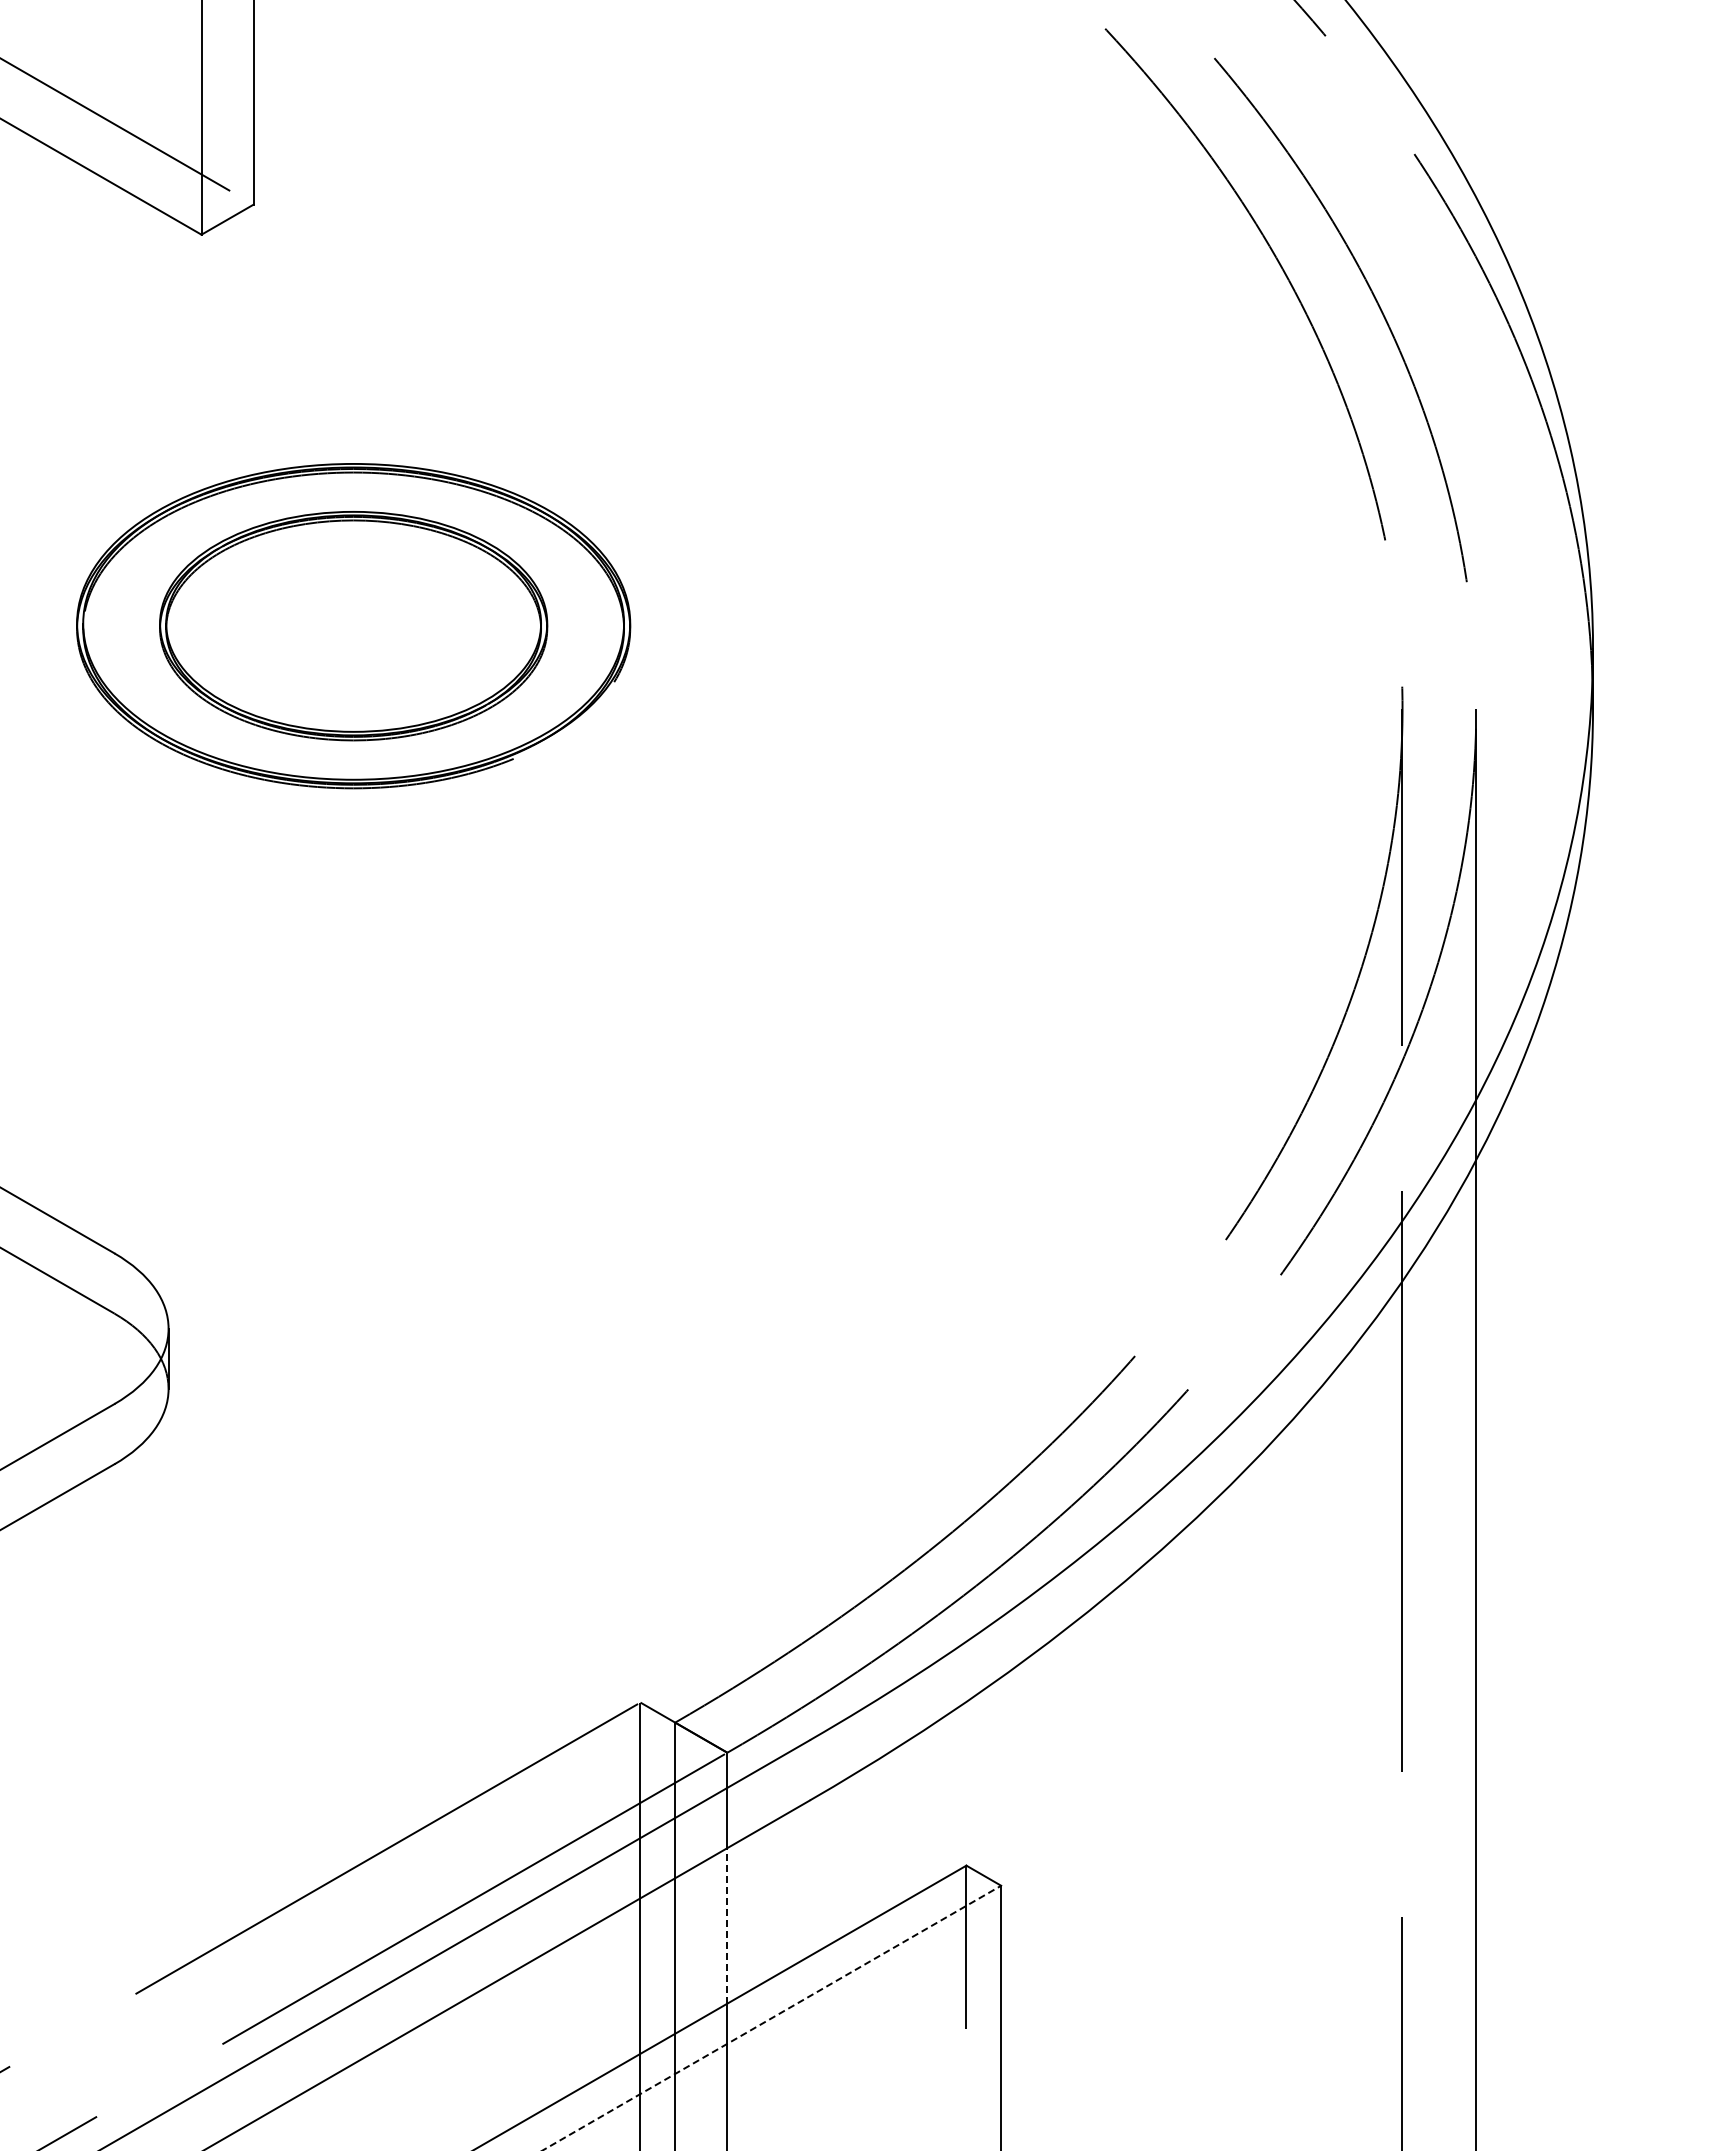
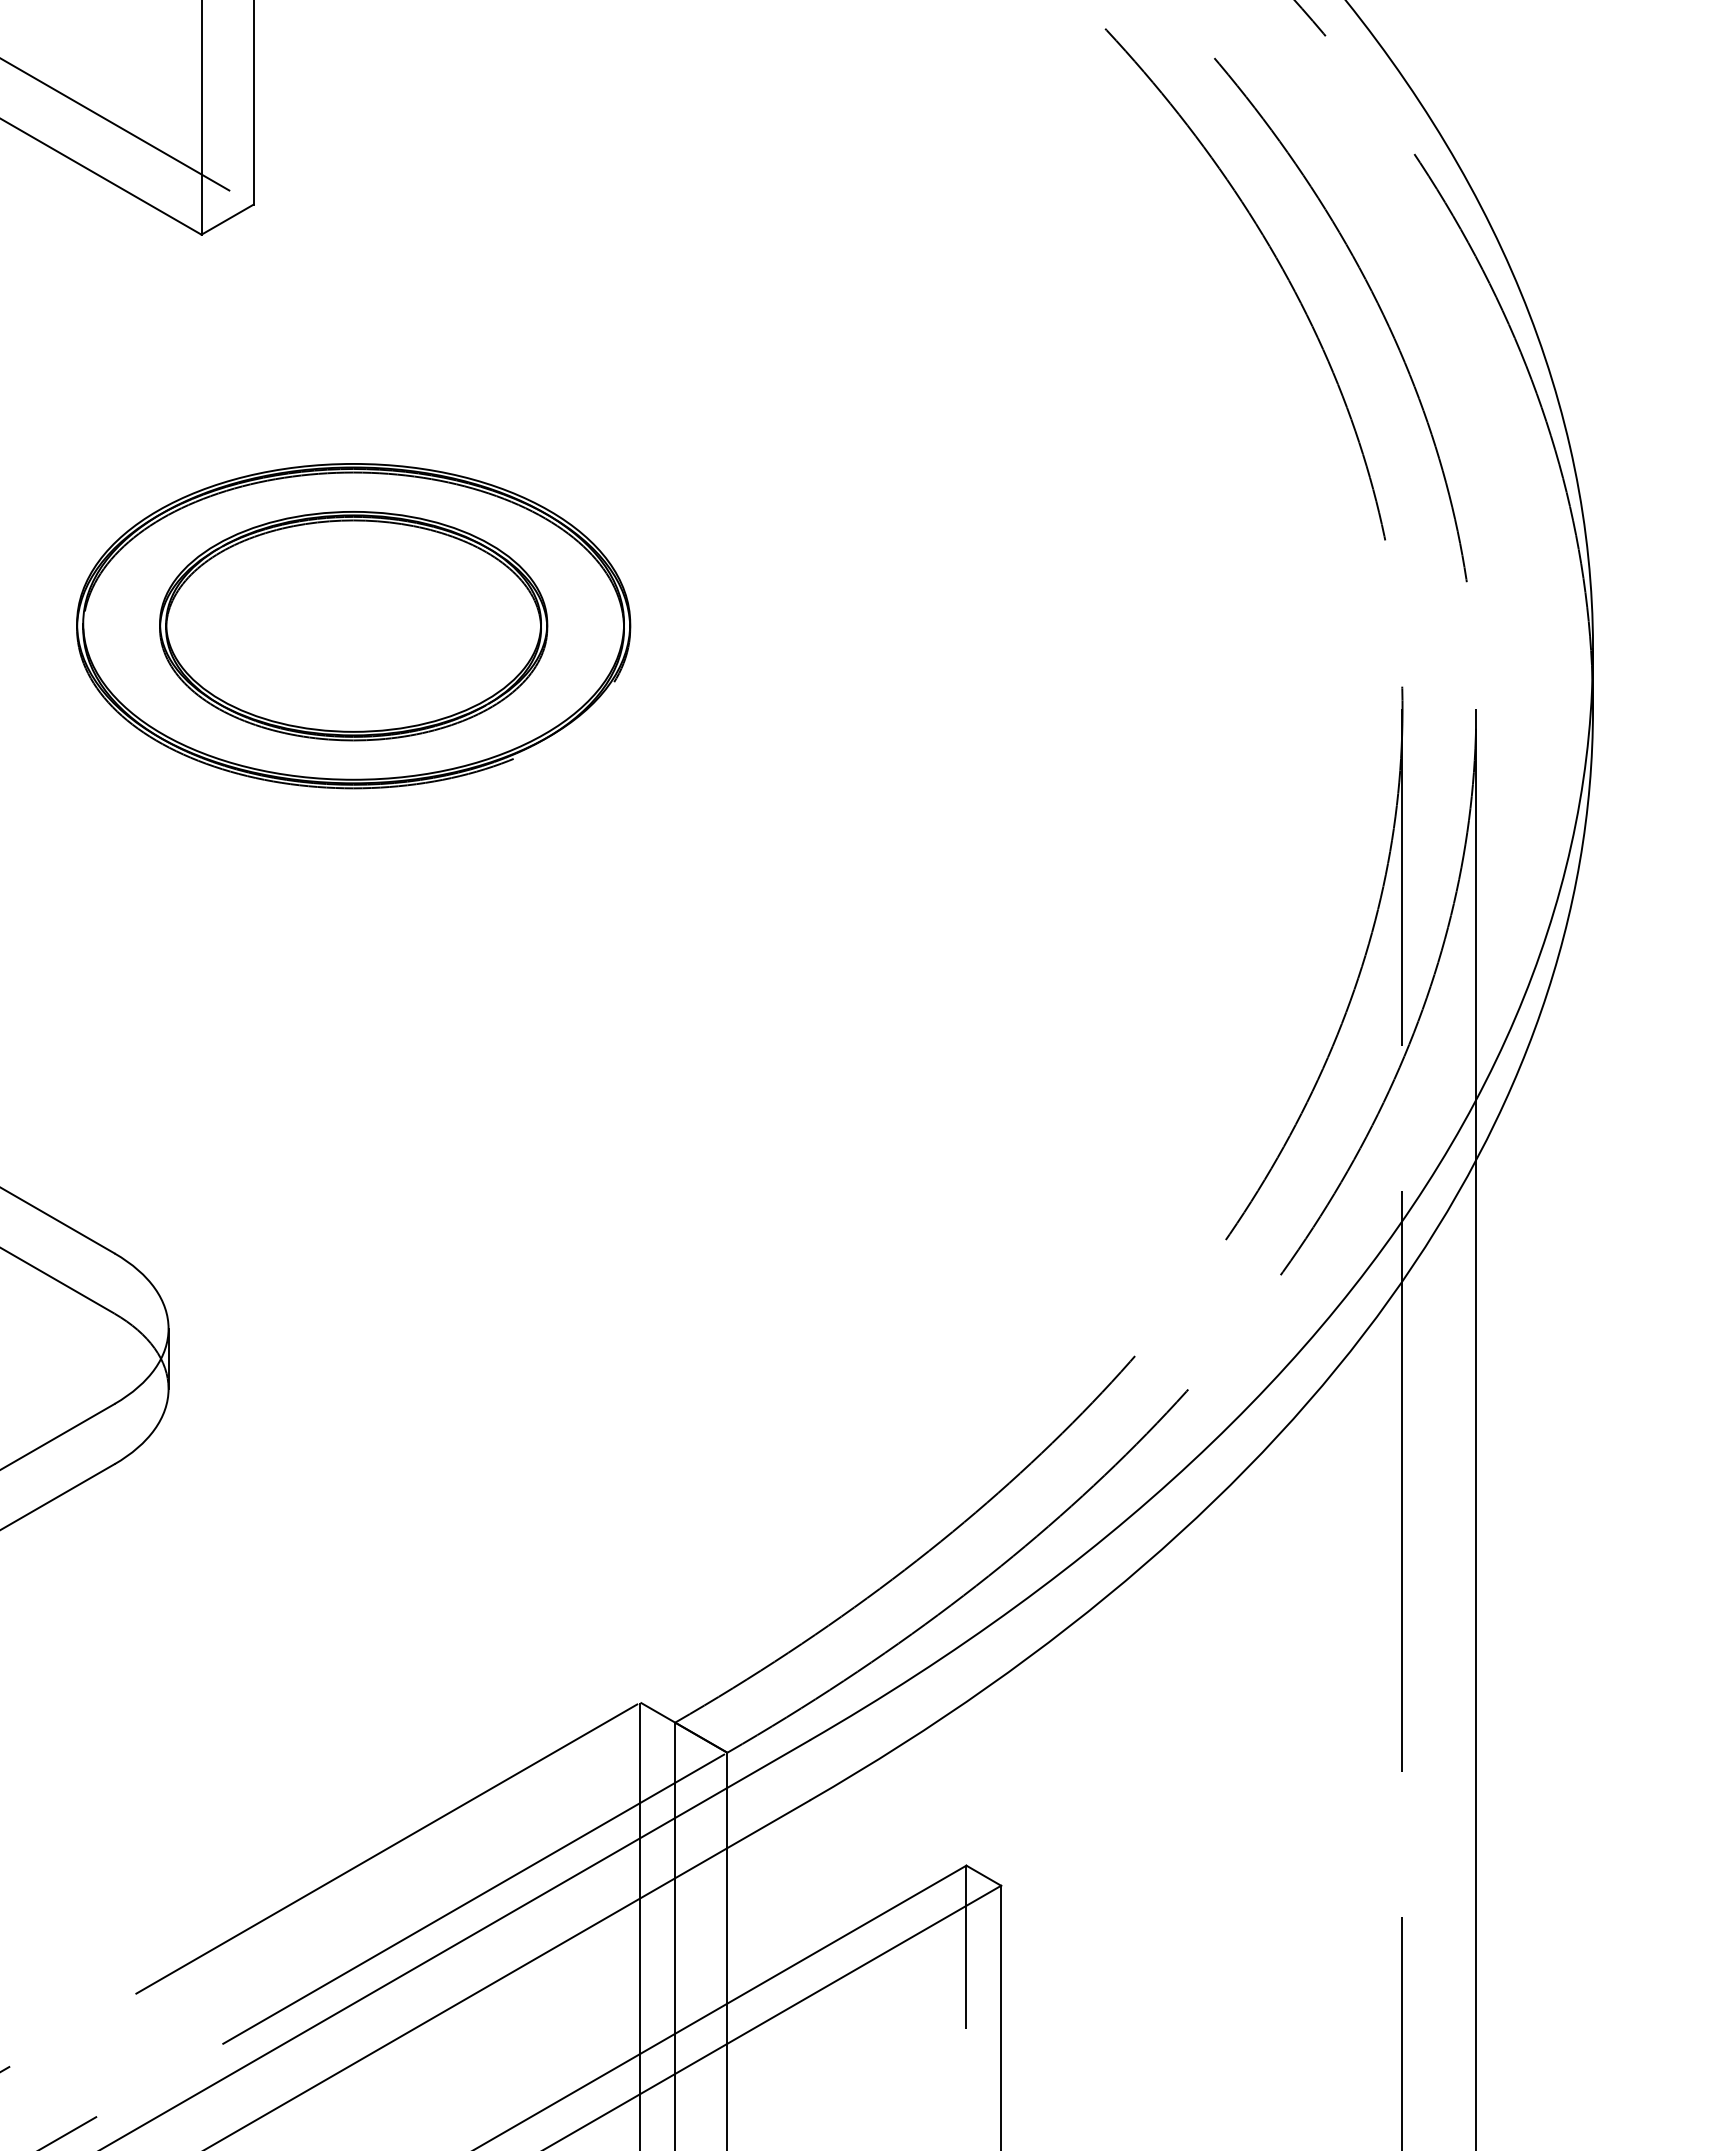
line: dashed -> solid (727, 1925)
line: dashed -> solid (771, 2018)
